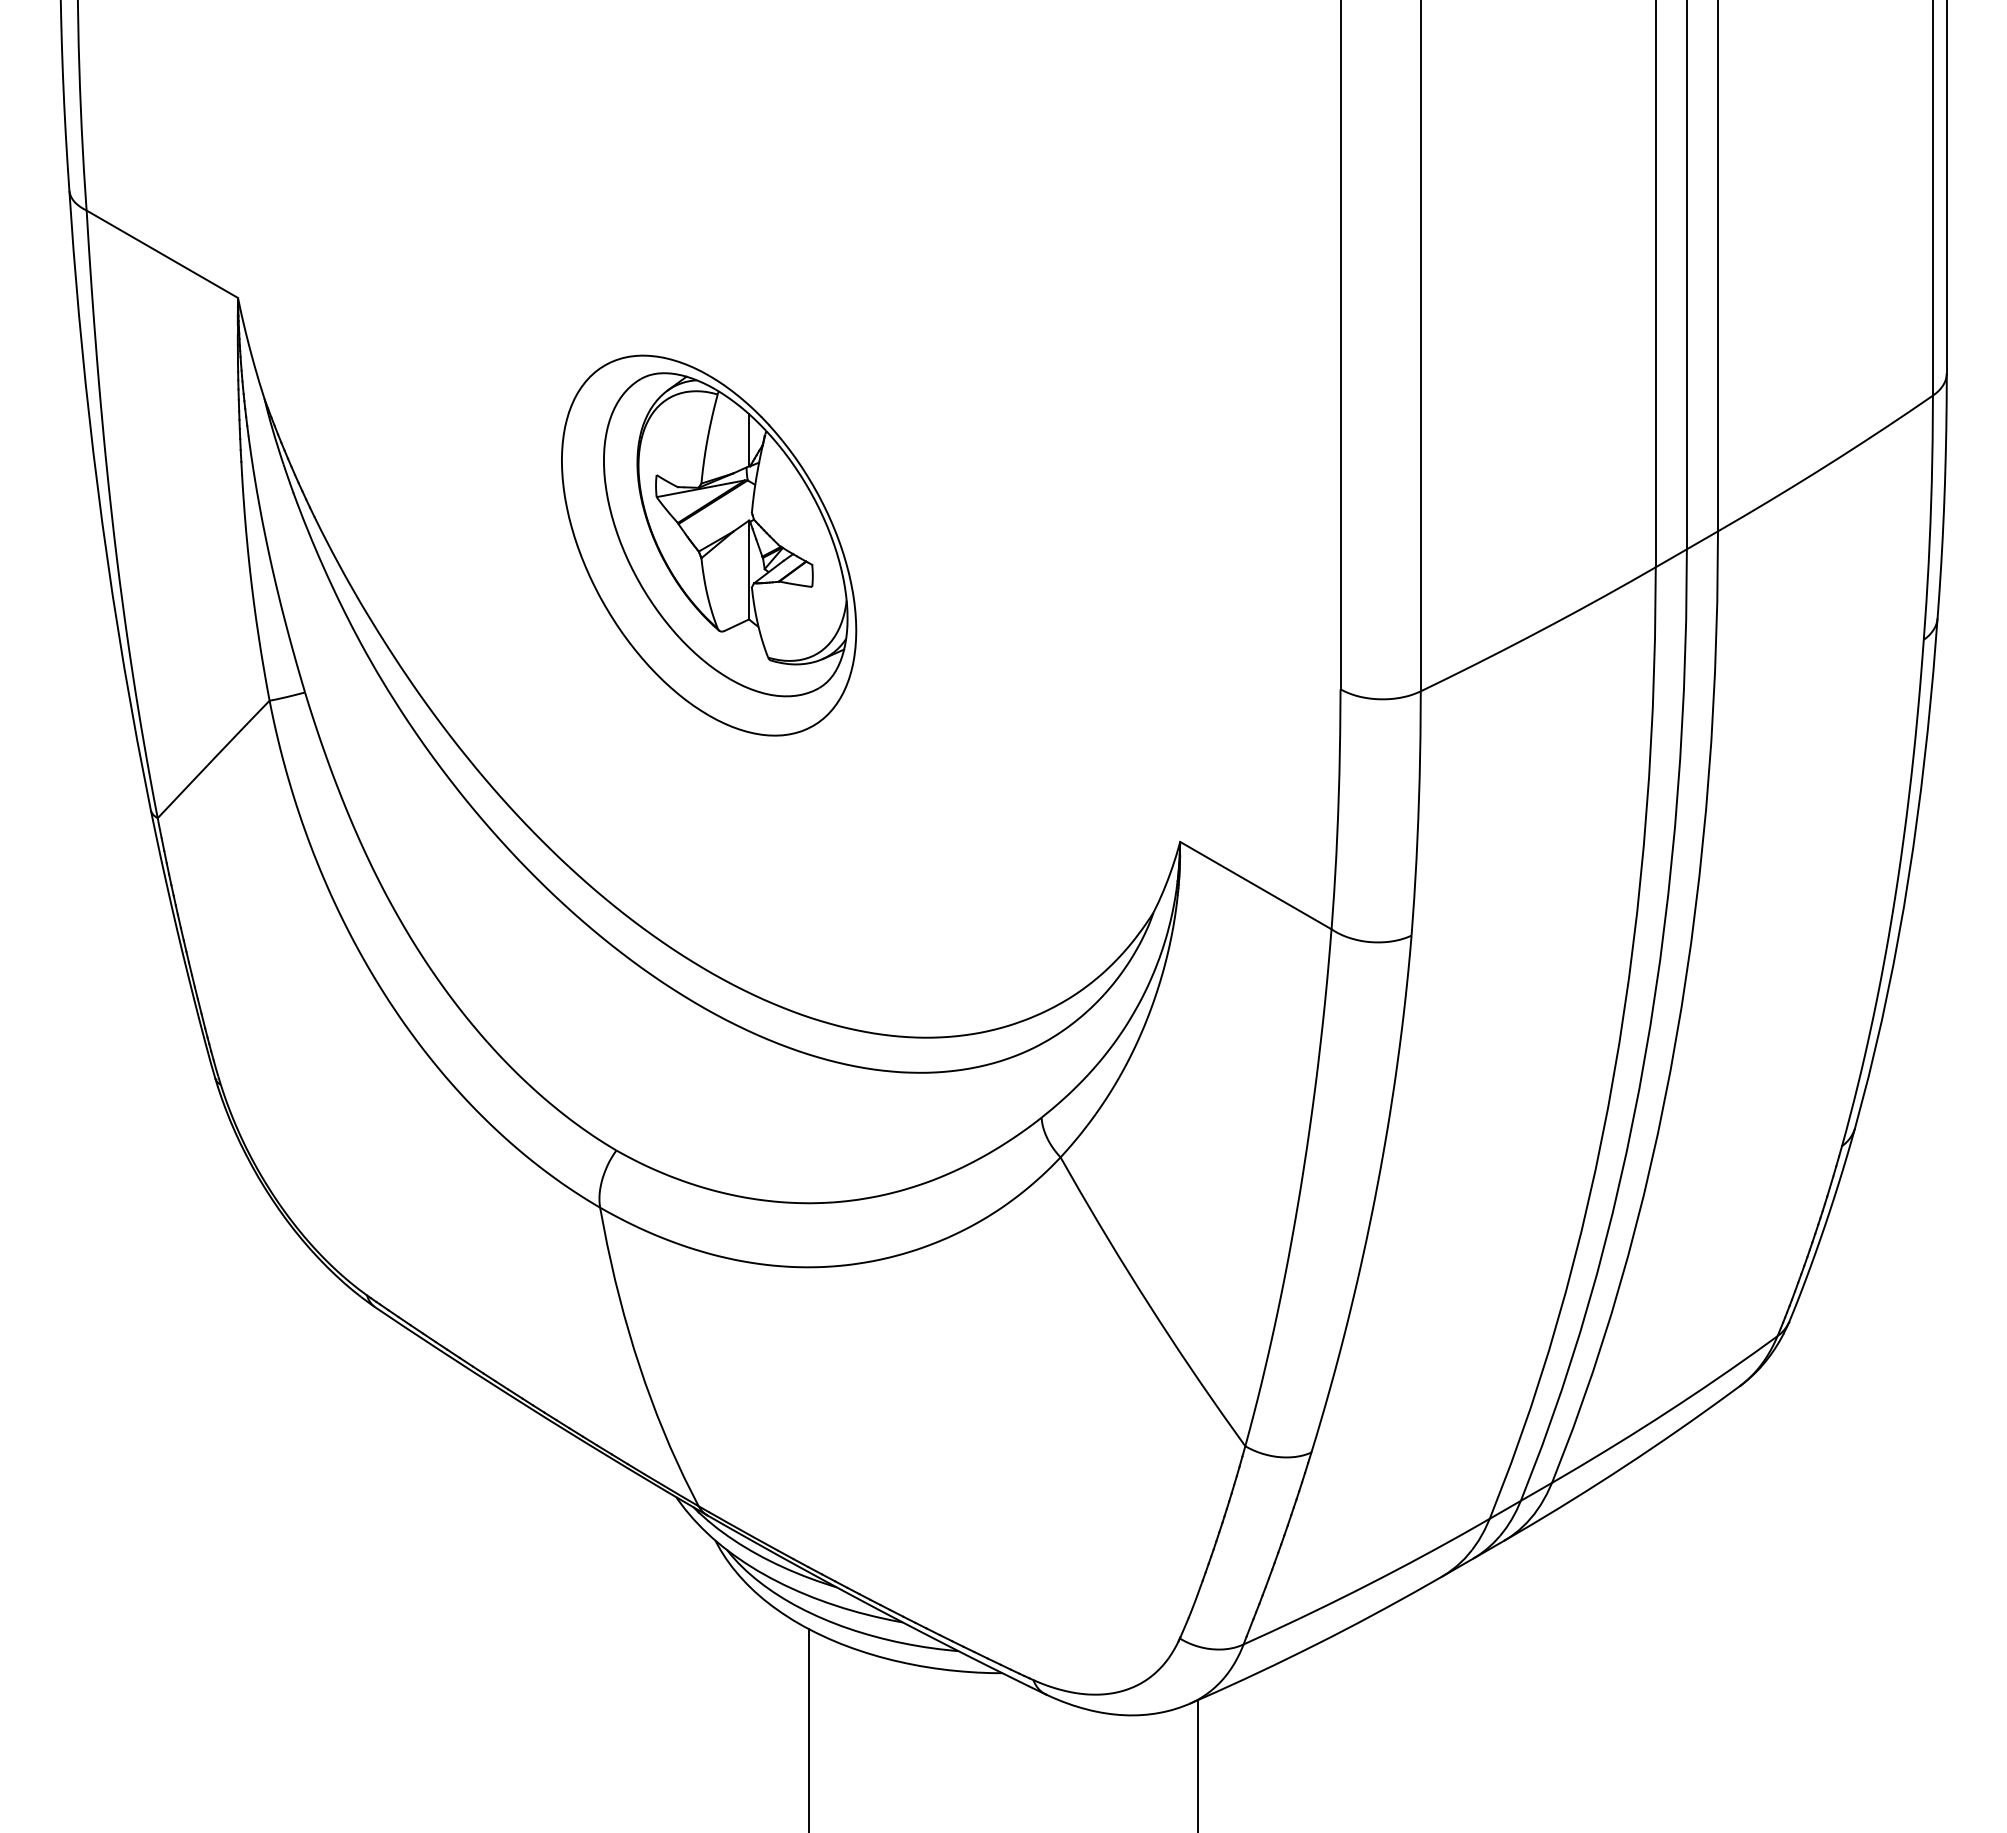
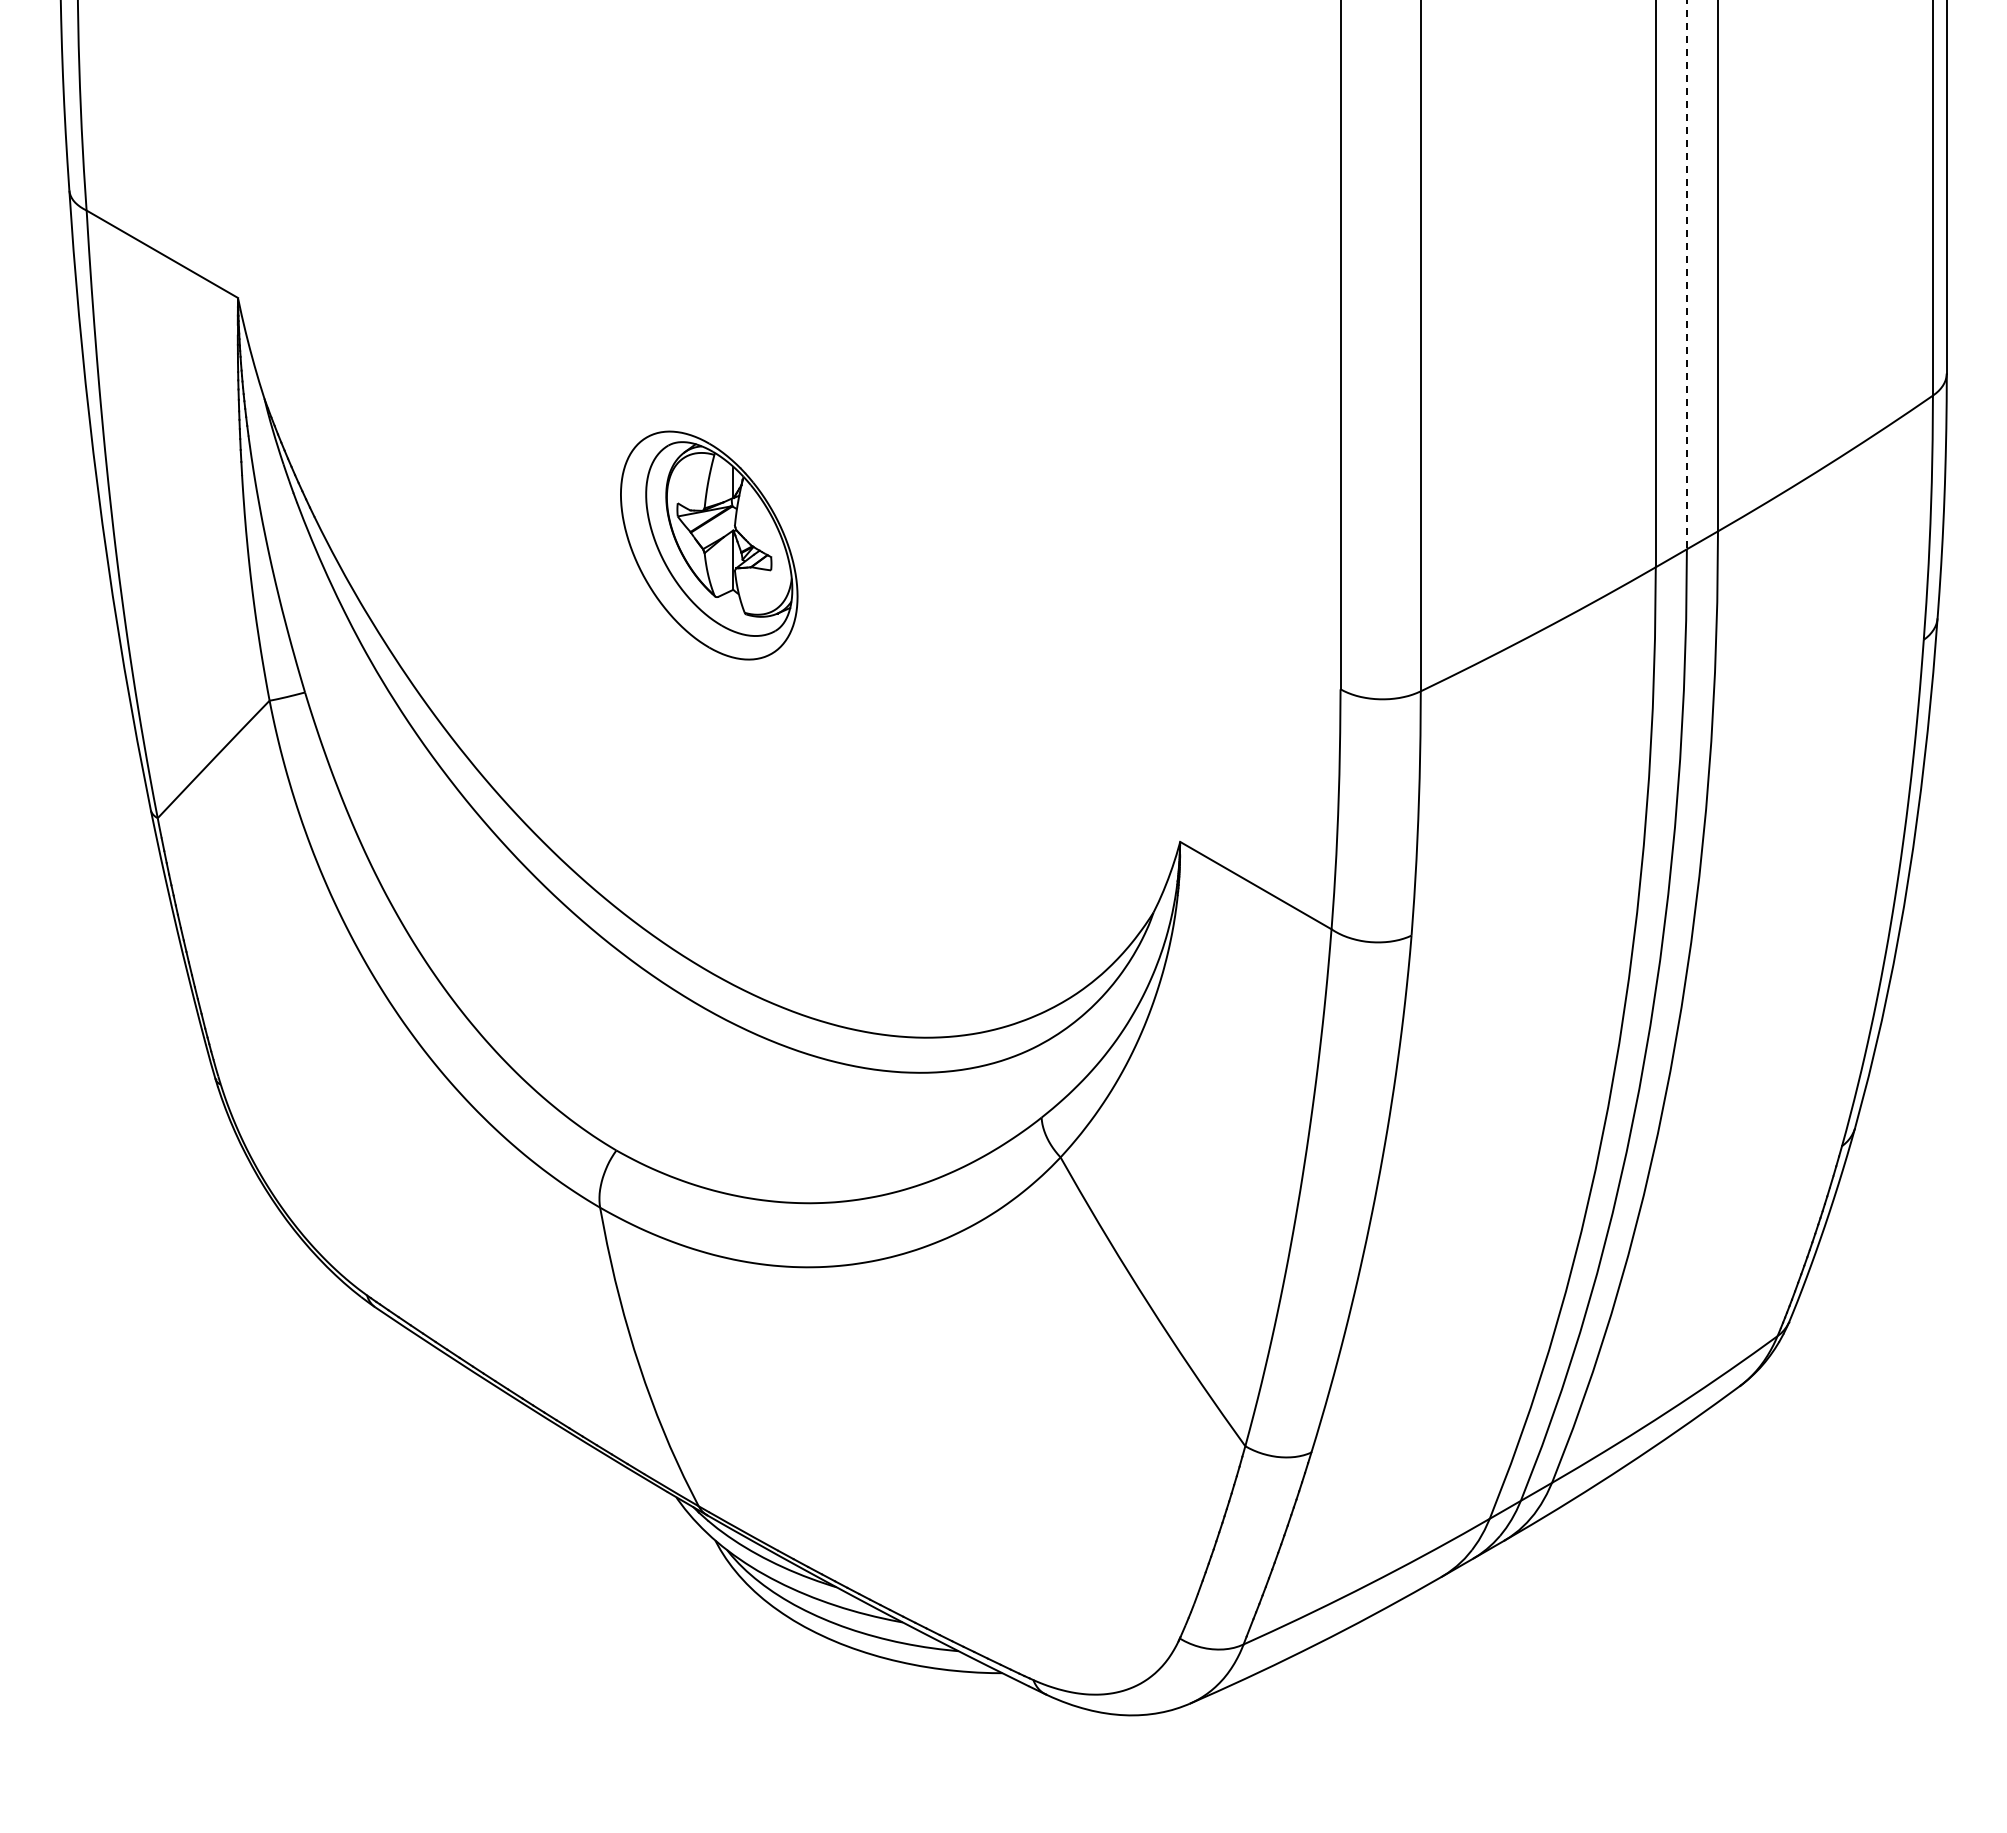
line: solid -> dashed (1686, 275)
part size: 297x383 px -> 179x231 px (709, 545)
line: present -> none (808, 1729)
line: present -> none (1198, 1764)
